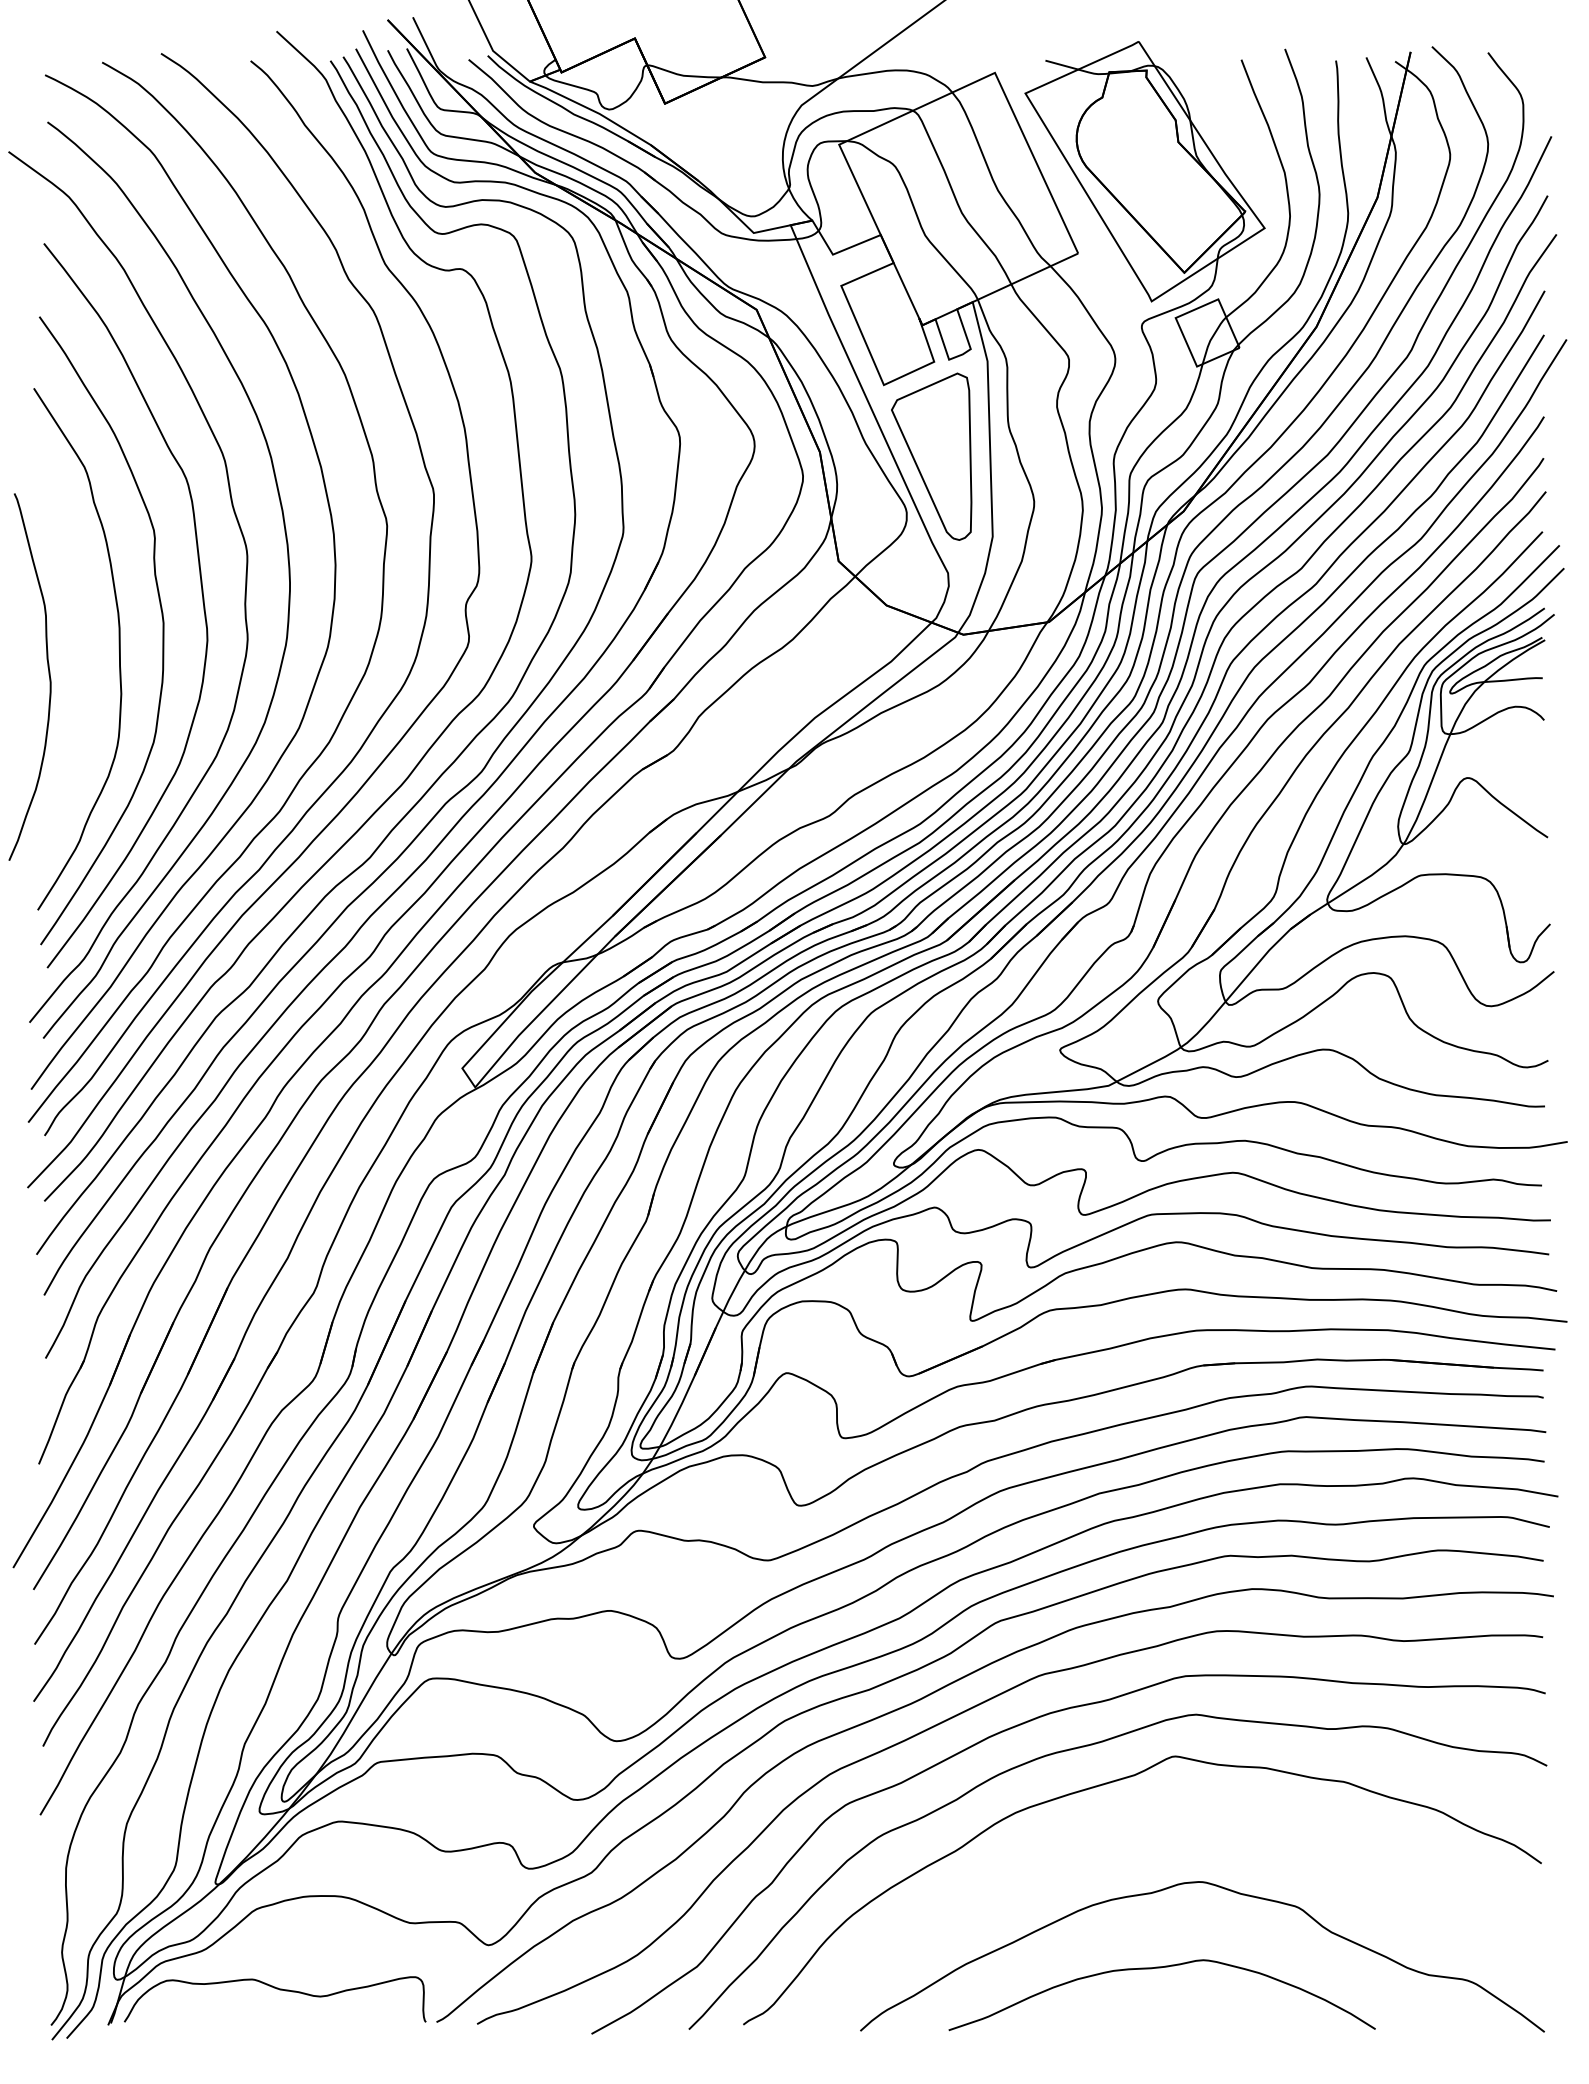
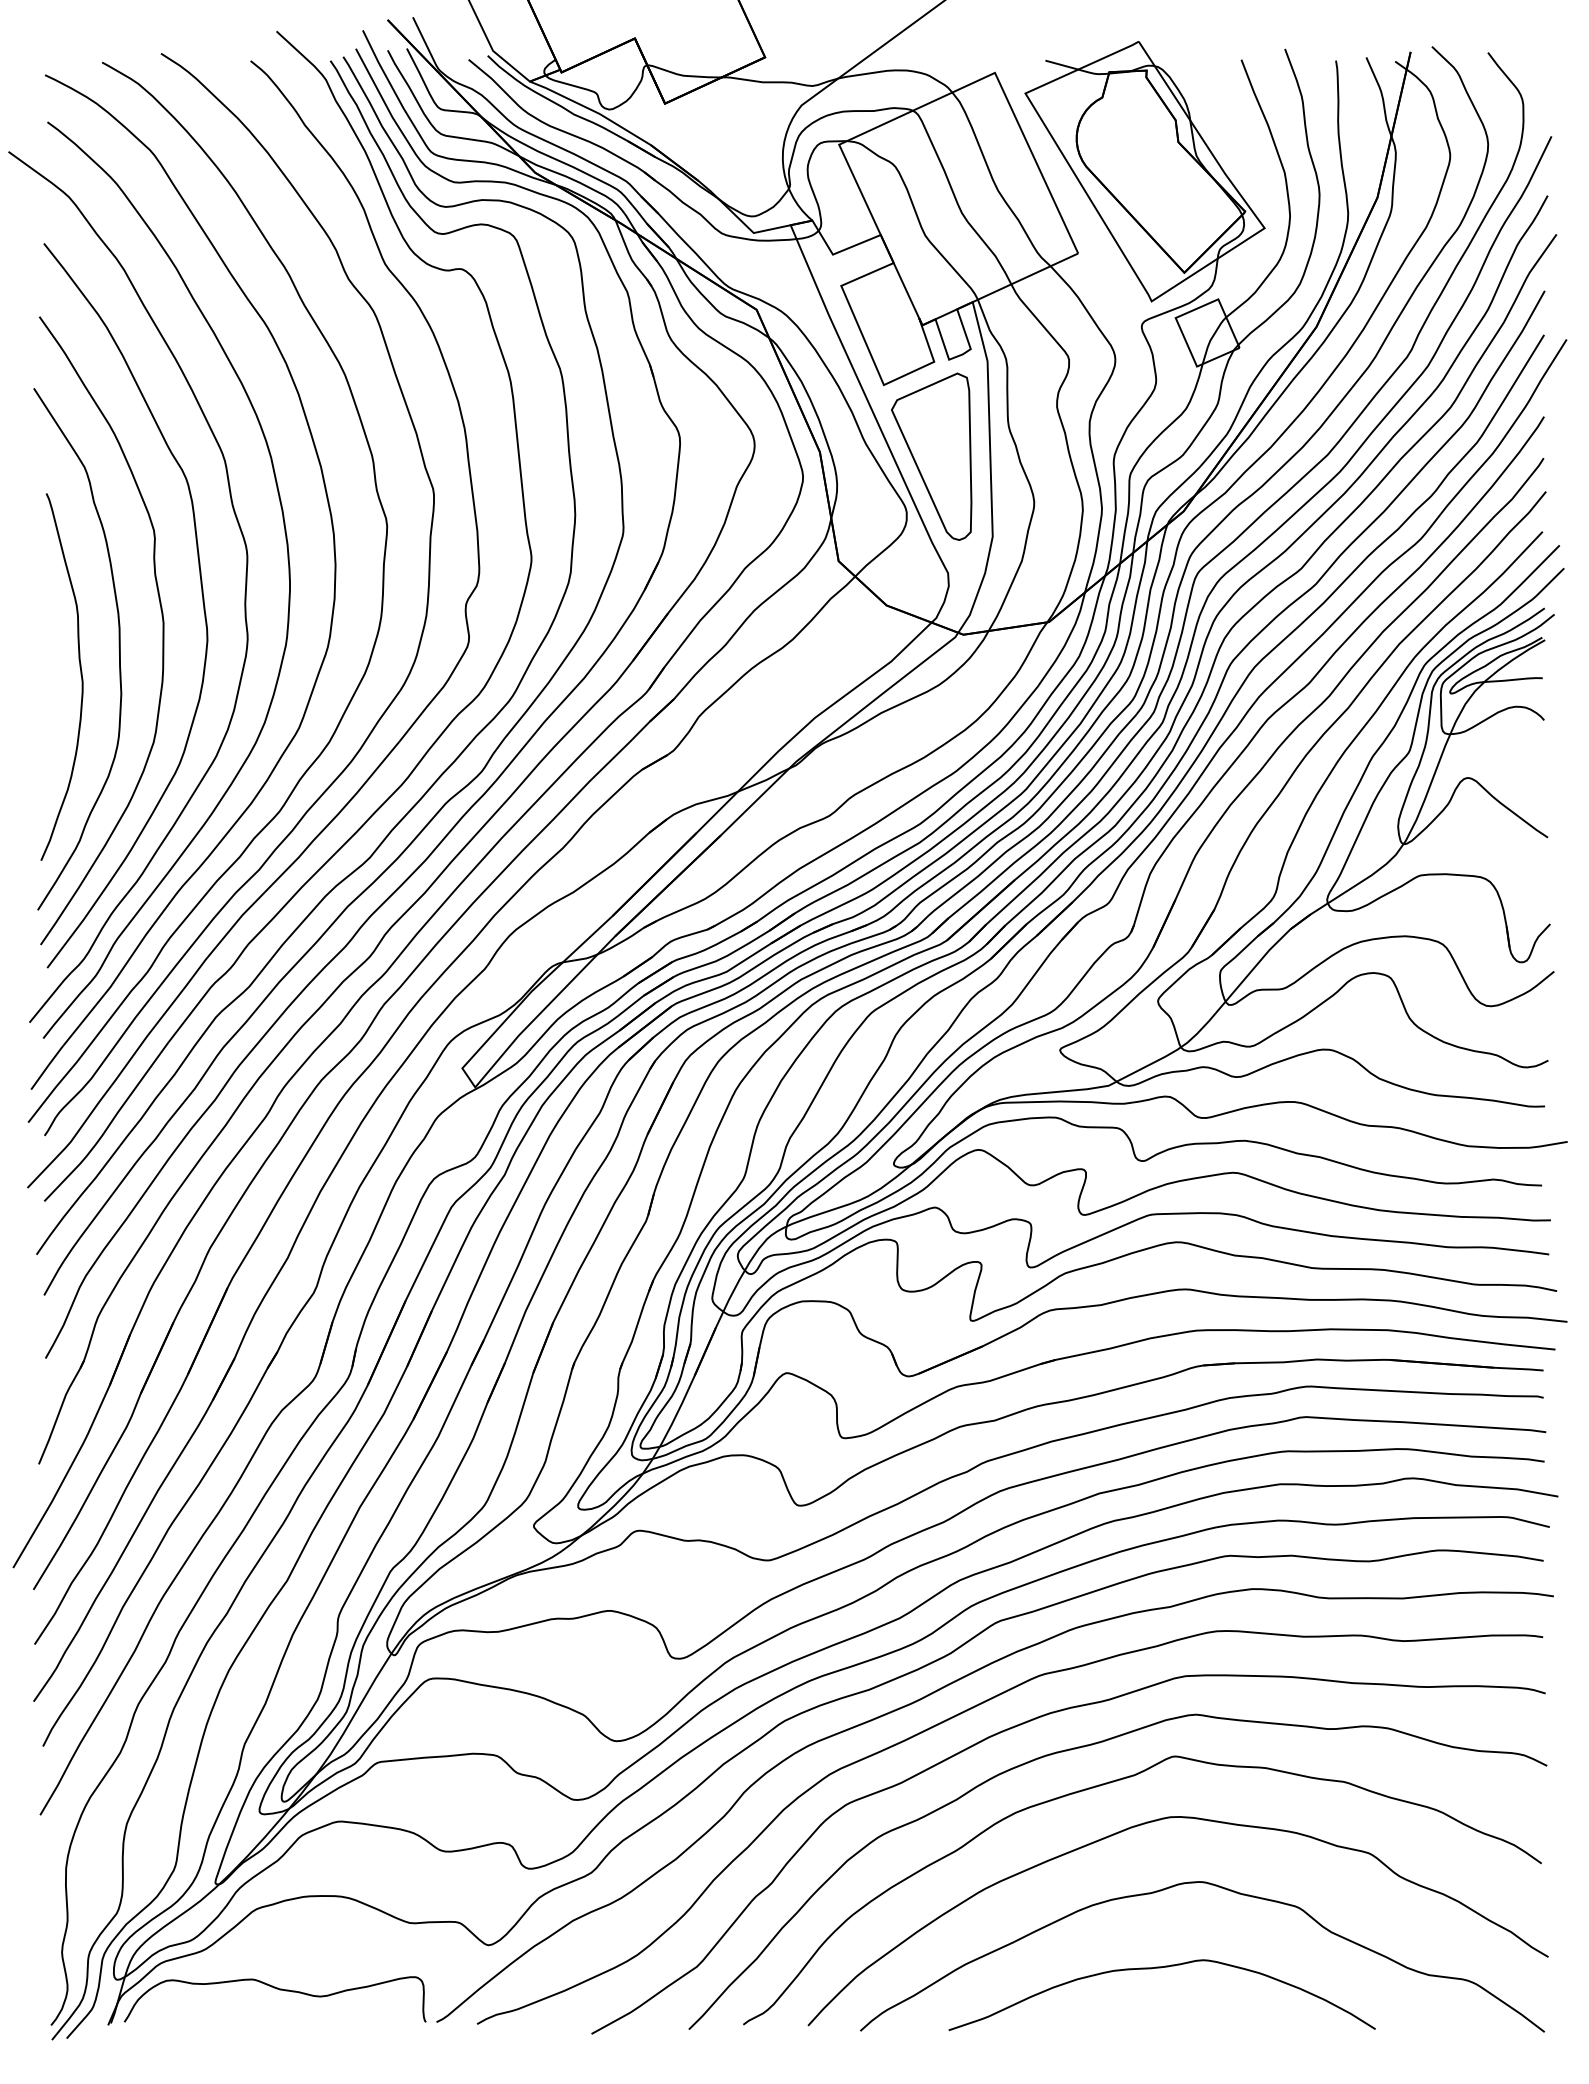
curve position: (48, 675) -> (80, 675) (80, 675)
curve: none -> present (1152, 1822)
